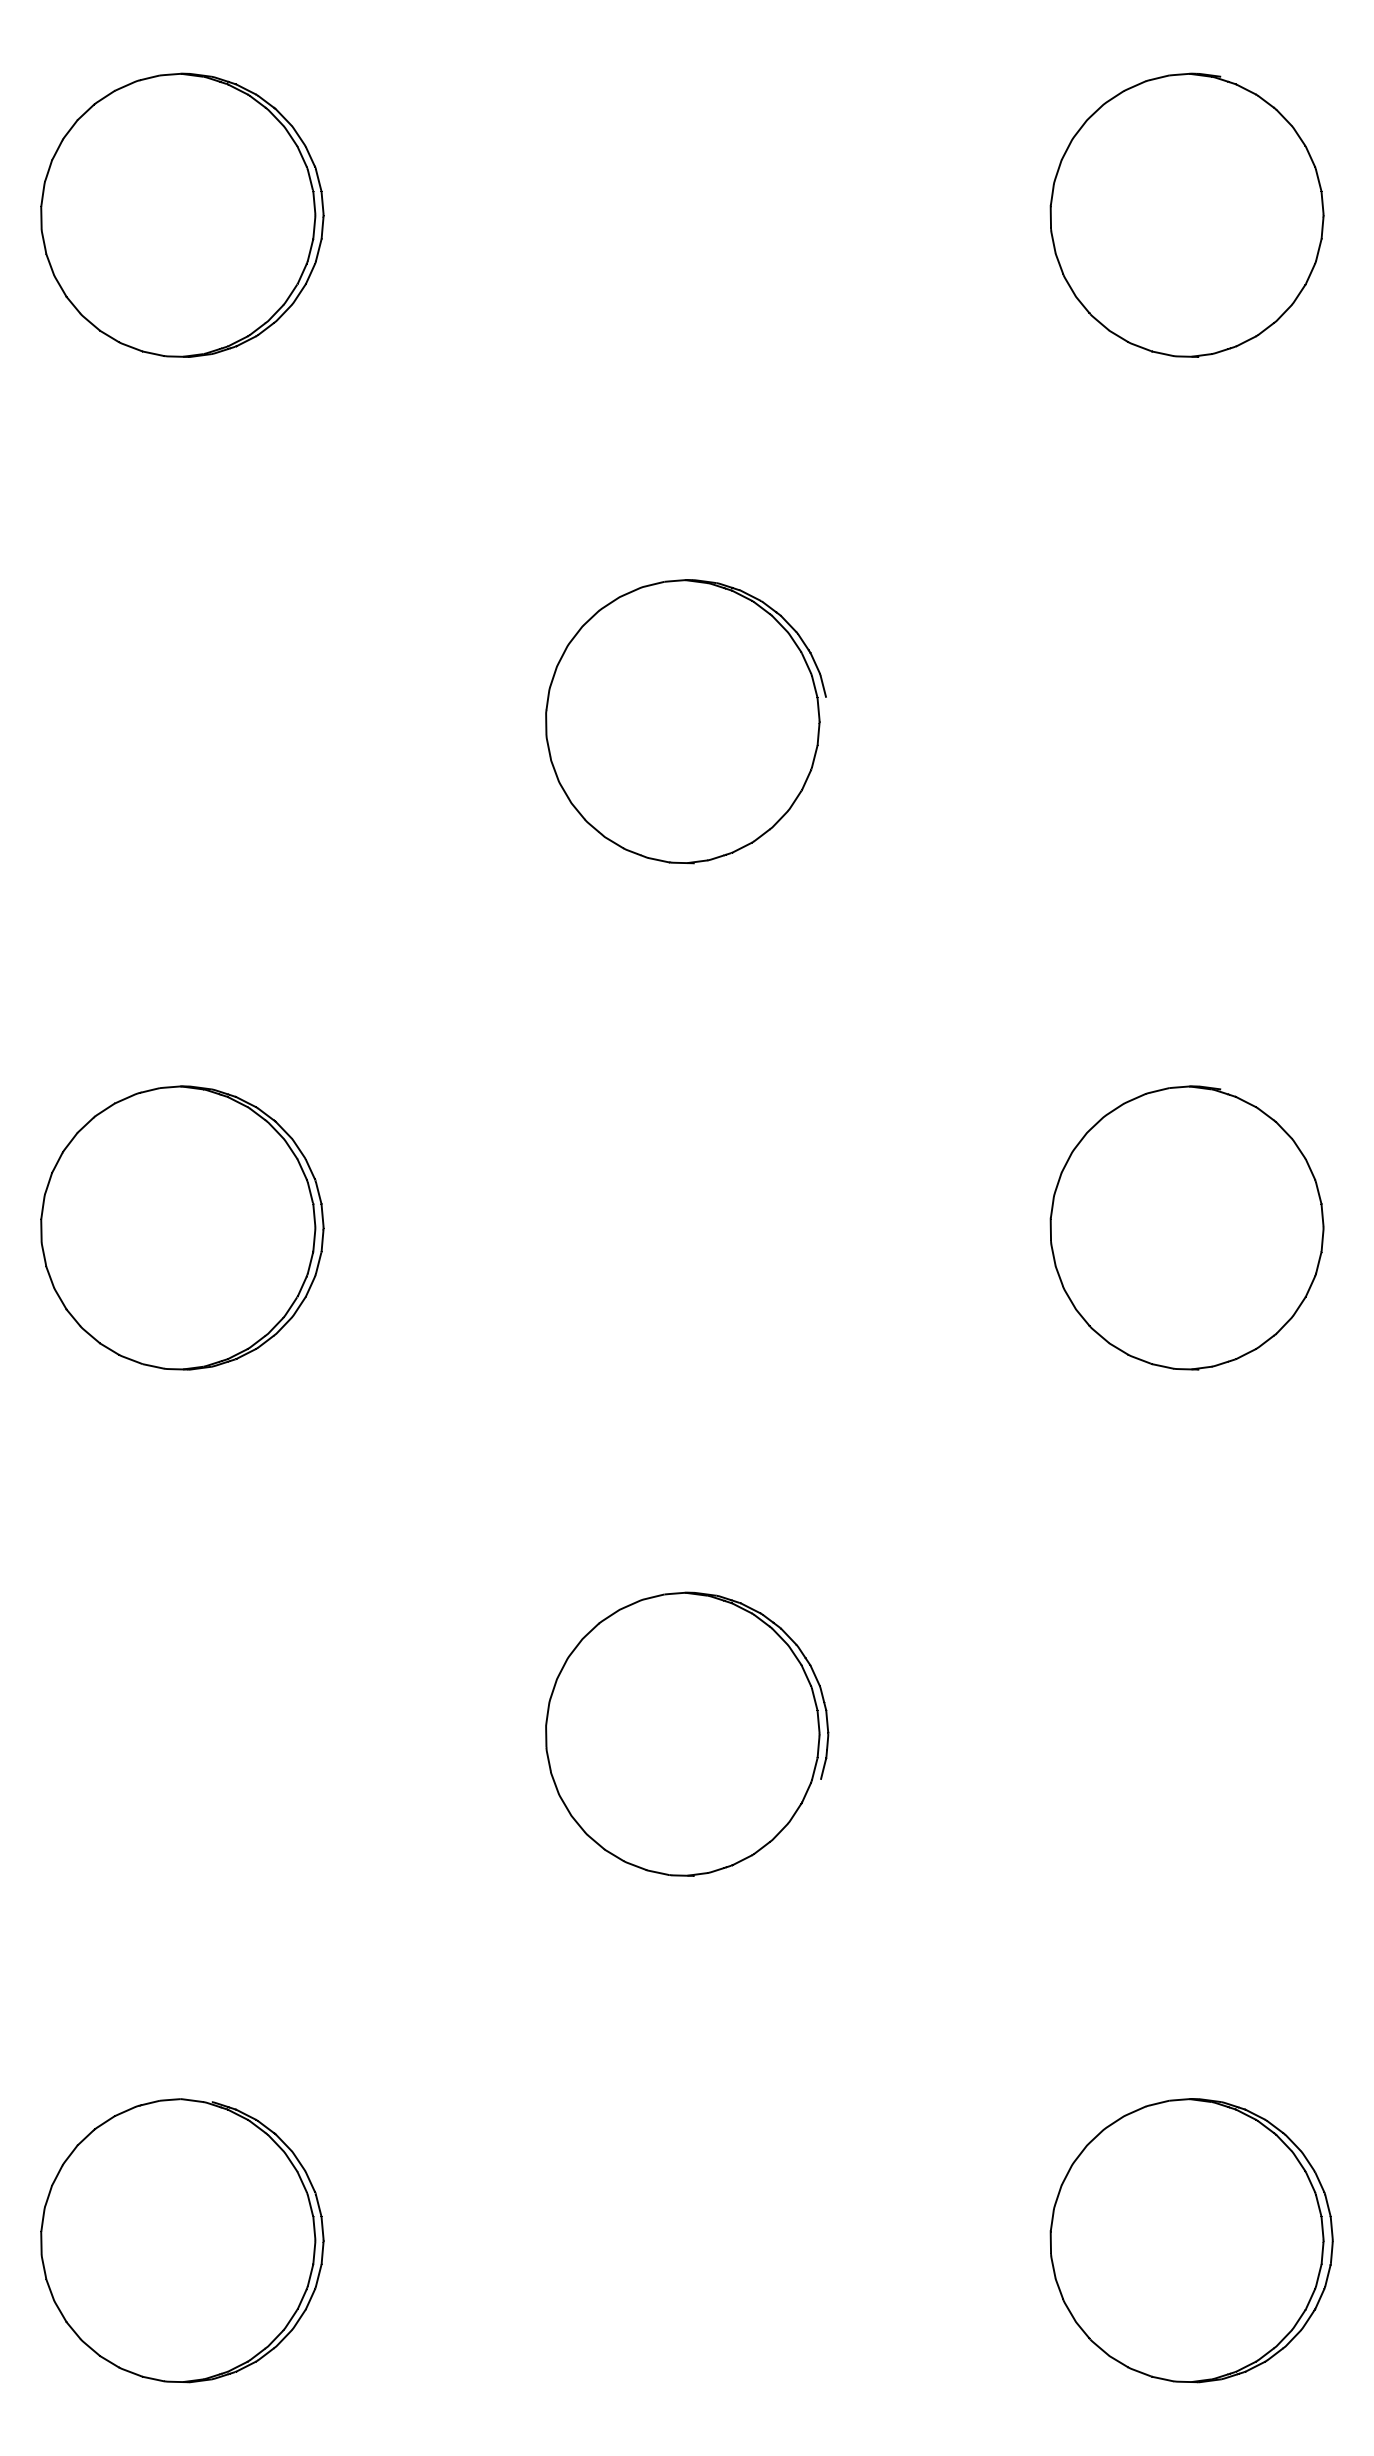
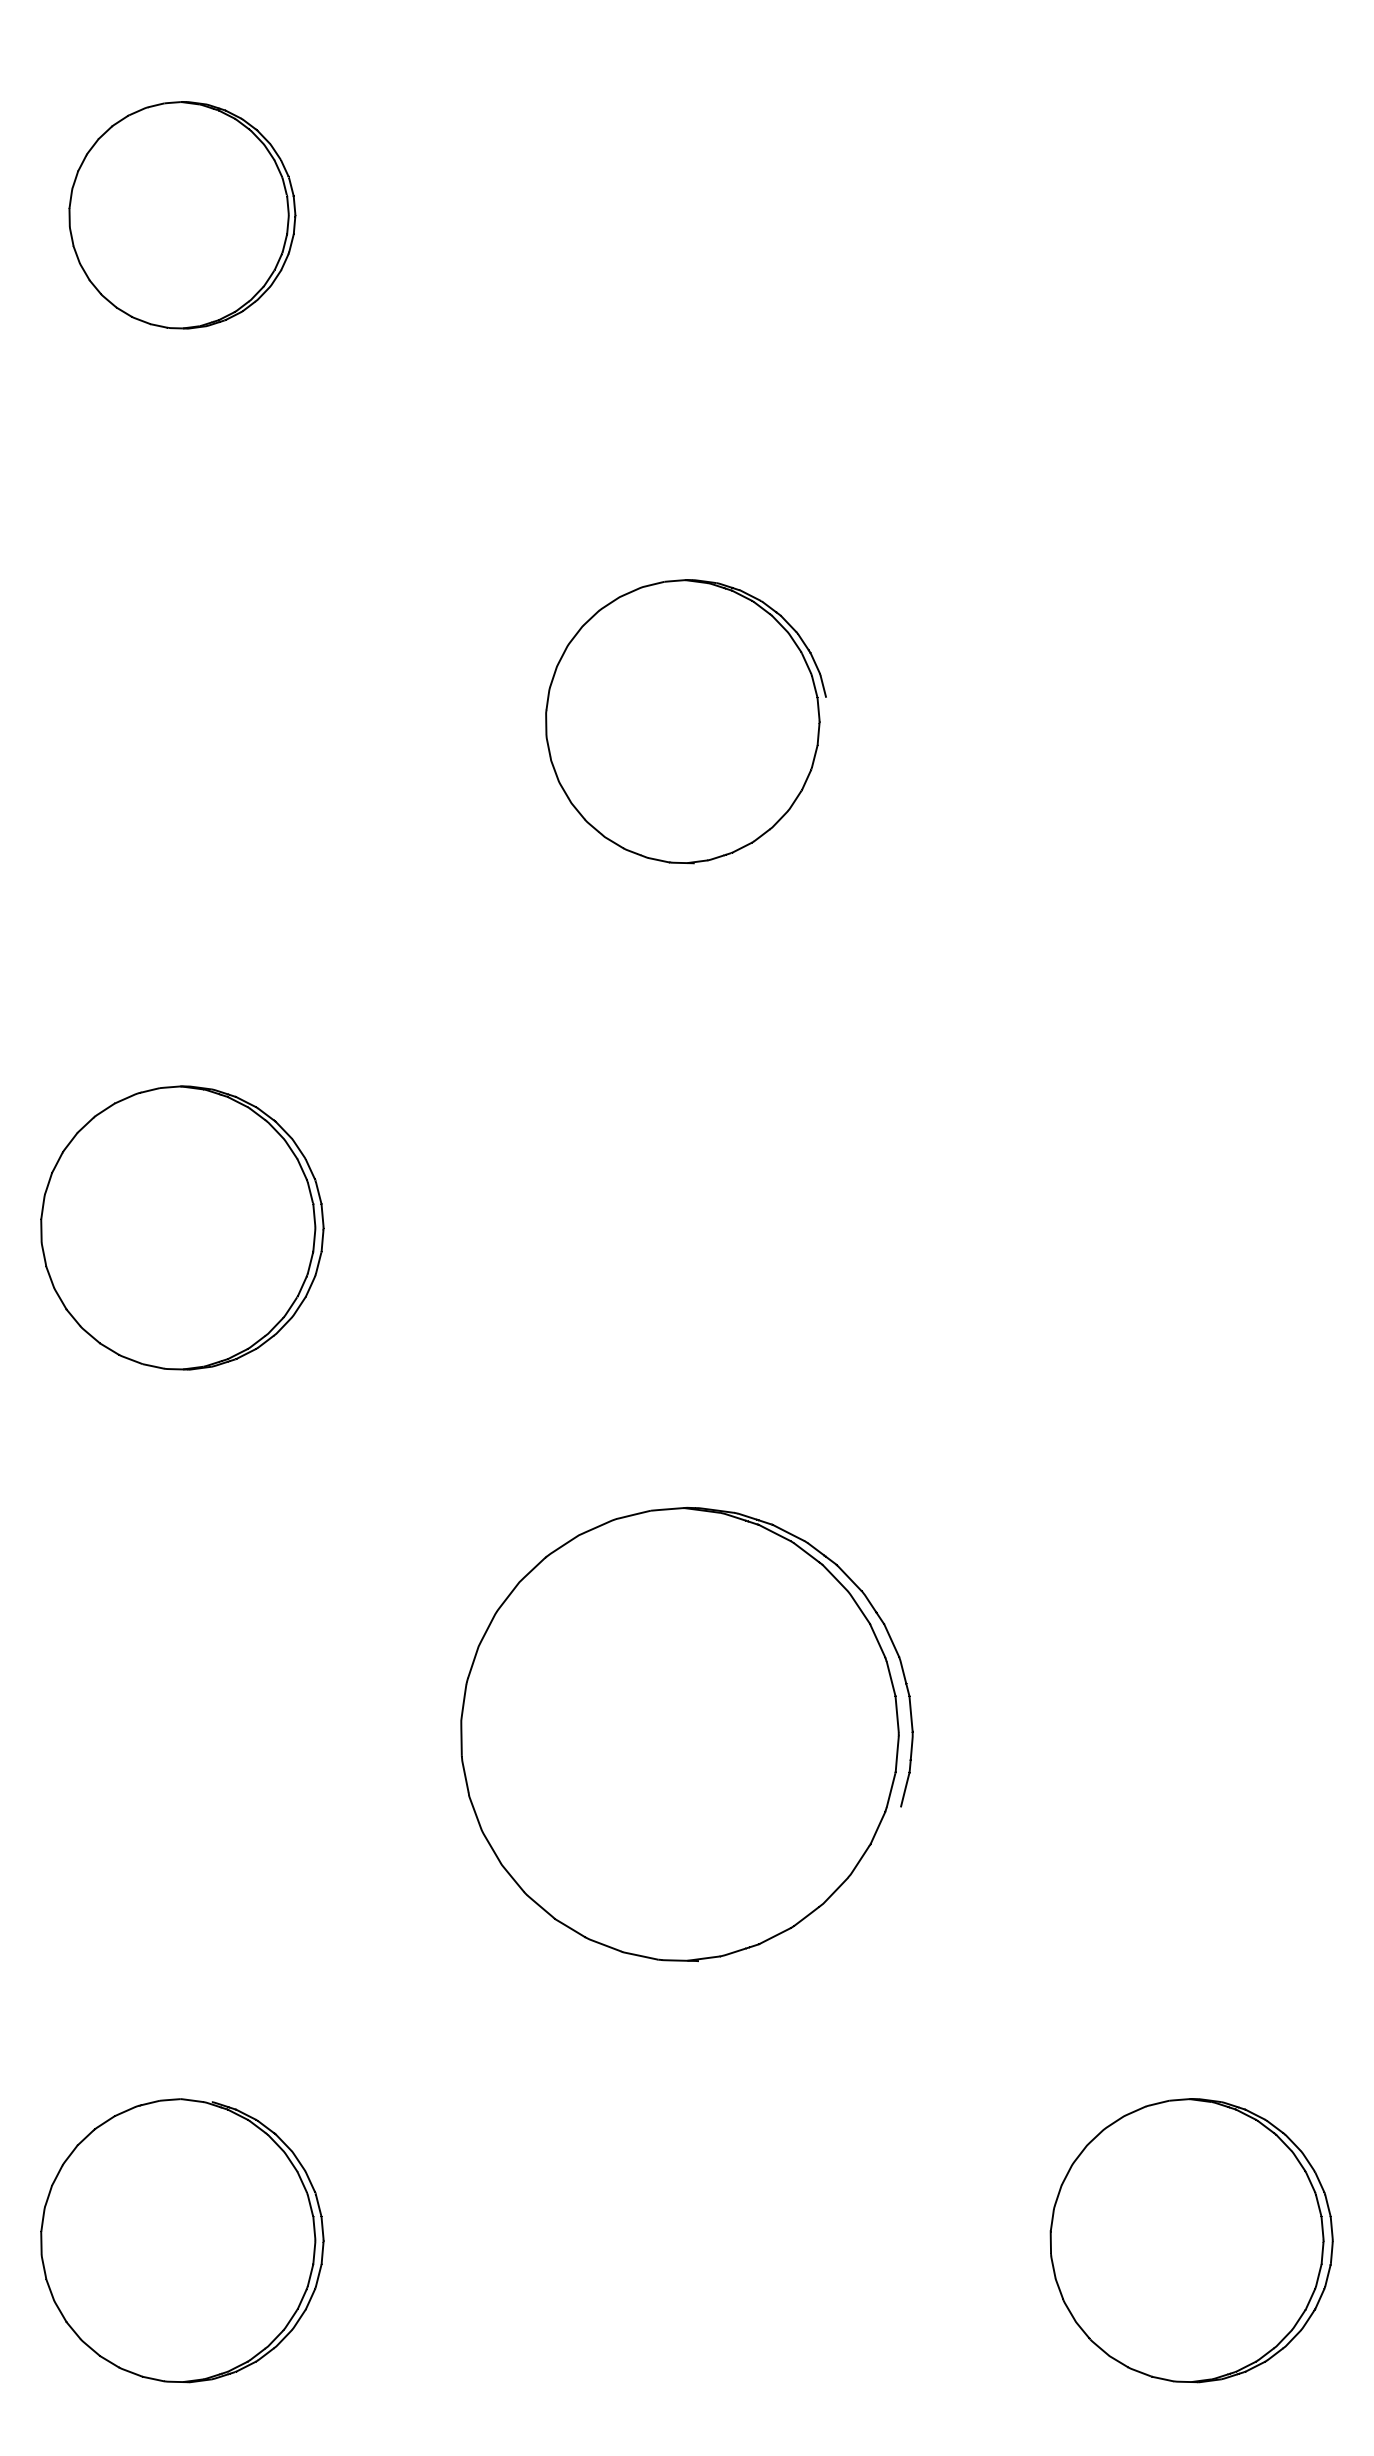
part size: 285x286 px -> 229x229 px (182, 215)
part: present -> none (1186, 214)
part: present -> none (1186, 1227)
part size: 285x286 px -> 454x456 px (686, 1733)
